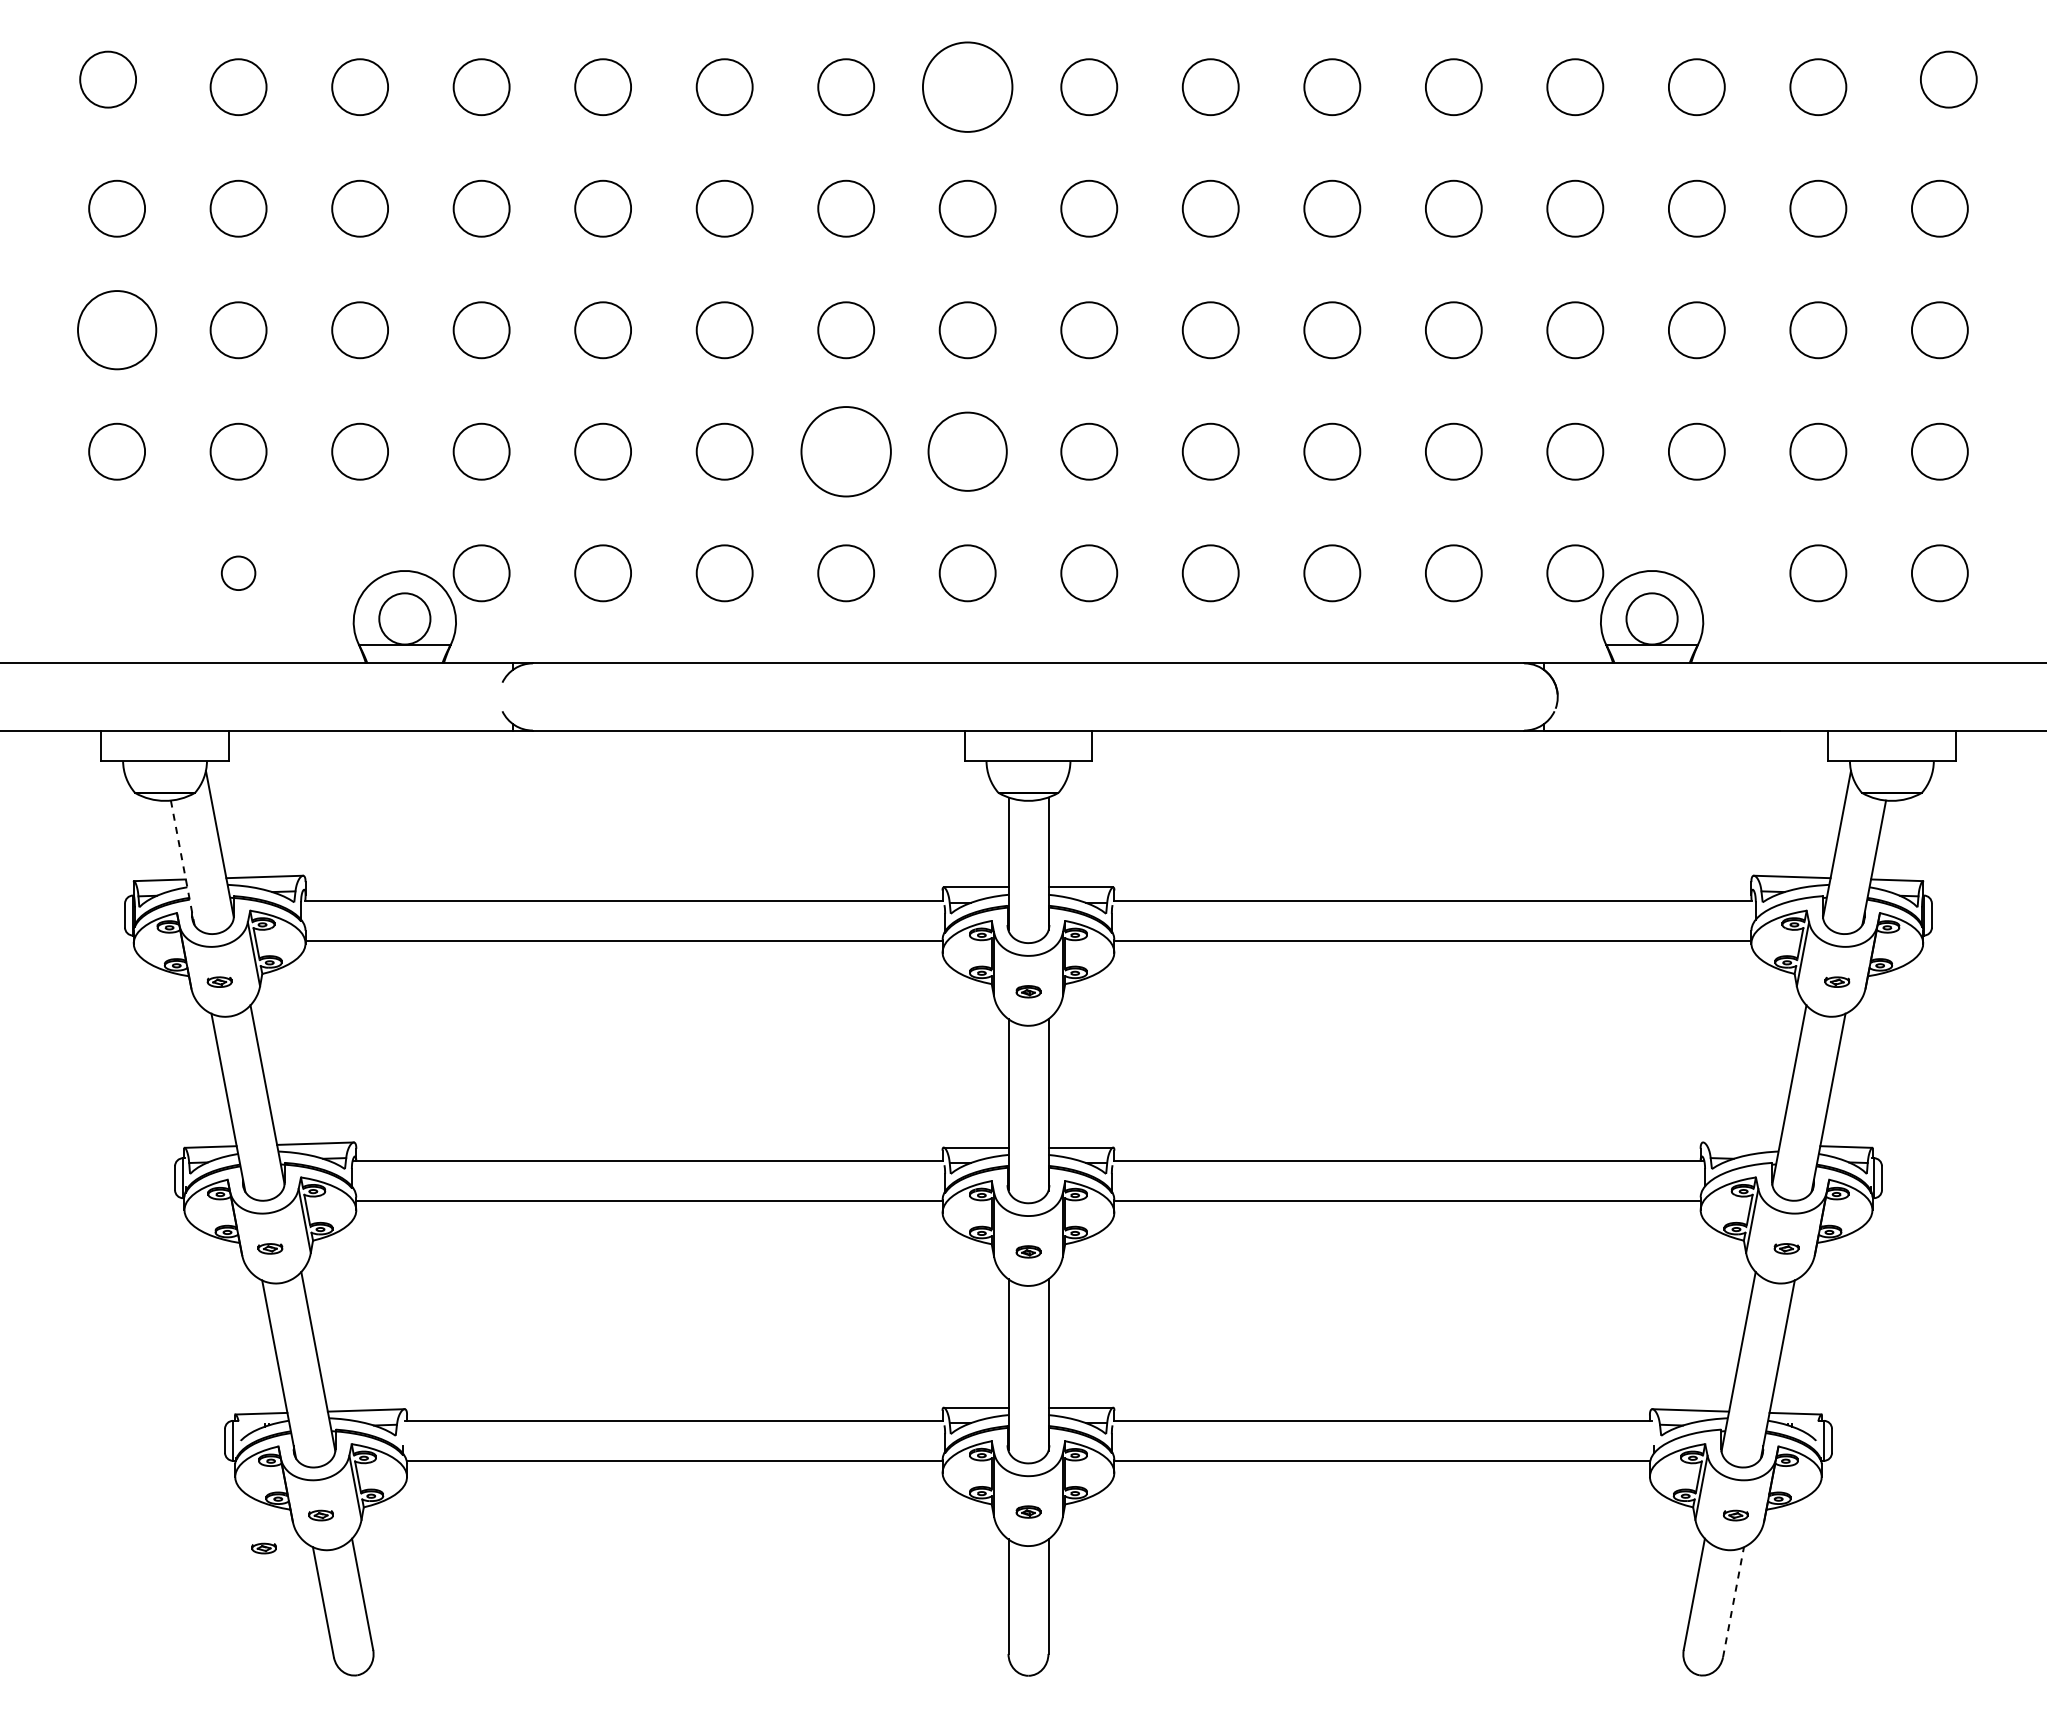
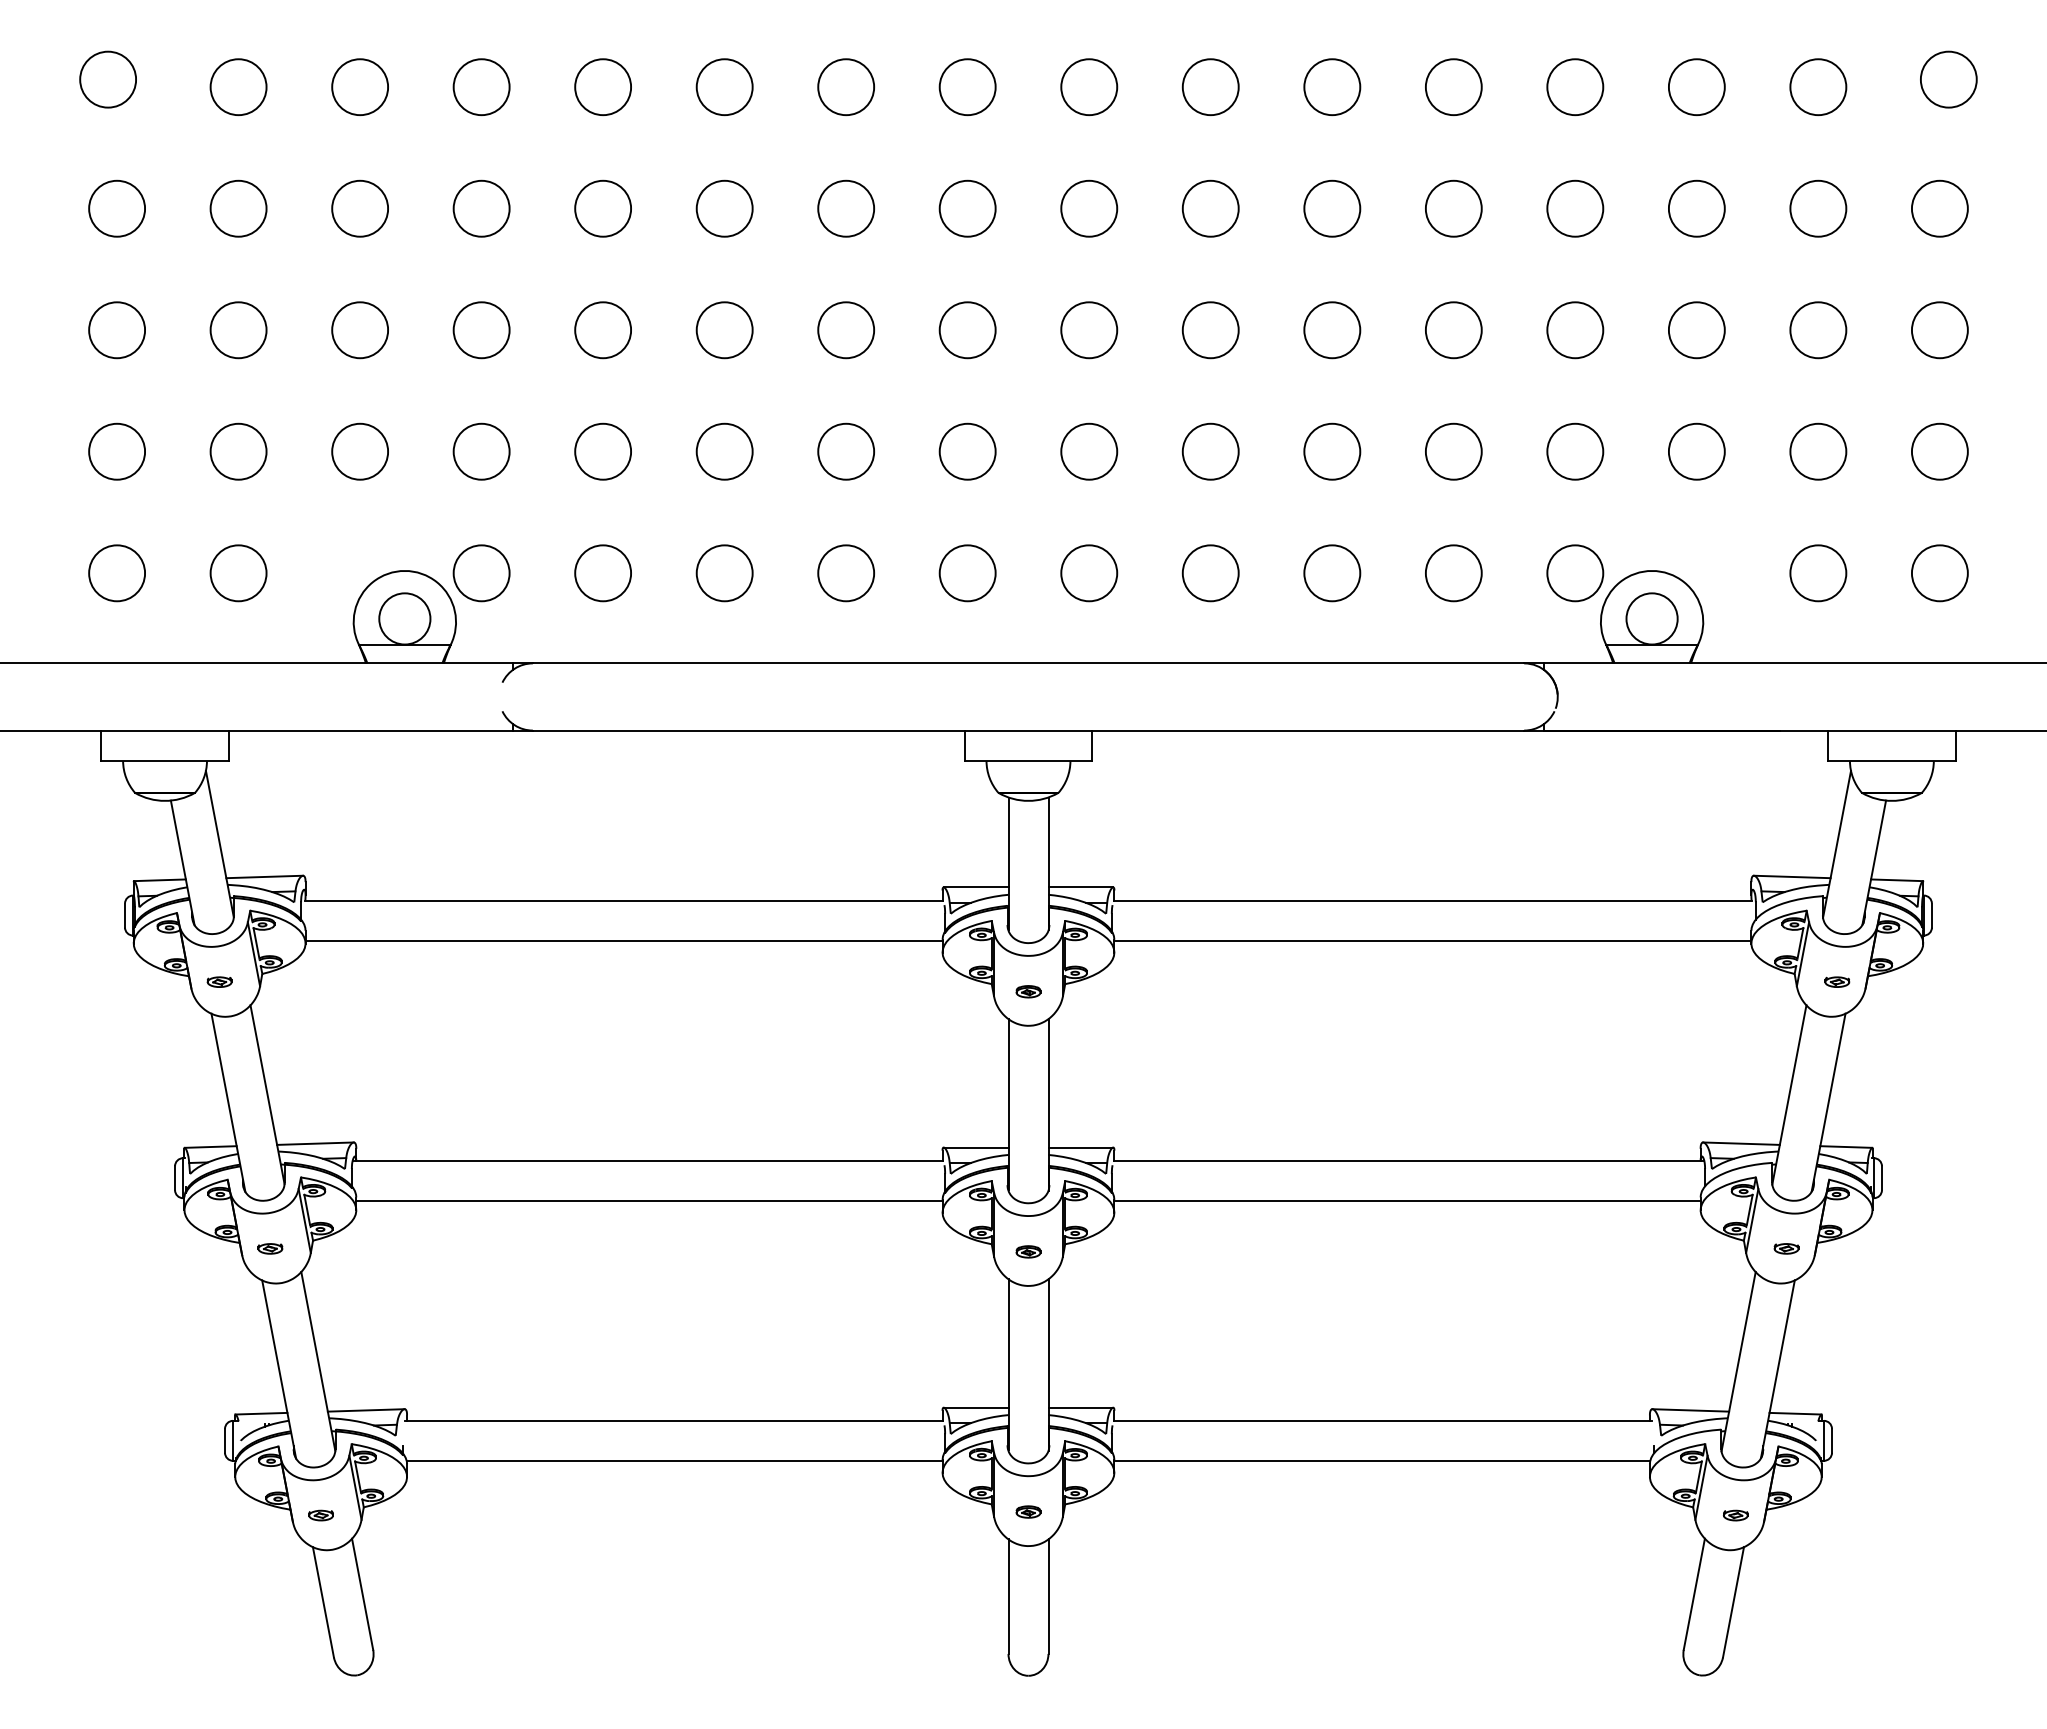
circle diameter: 89 px -> 56 px (967, 87)
circle size: 81x81 px -> 58x59 px (116, 330)
circle diameter: 89 px -> 56 px (846, 451)
circle diameter: 78 px -> 56 px (967, 451)
circle: none -> present (116, 573)
circle diameter: 34 px -> 56 px (238, 573)
line: dashed -> solid (182, 863)
line: none -> present (1741, 1143)
part: present -> none (263, 1548)
line: dashed -> solid (1733, 1601)
